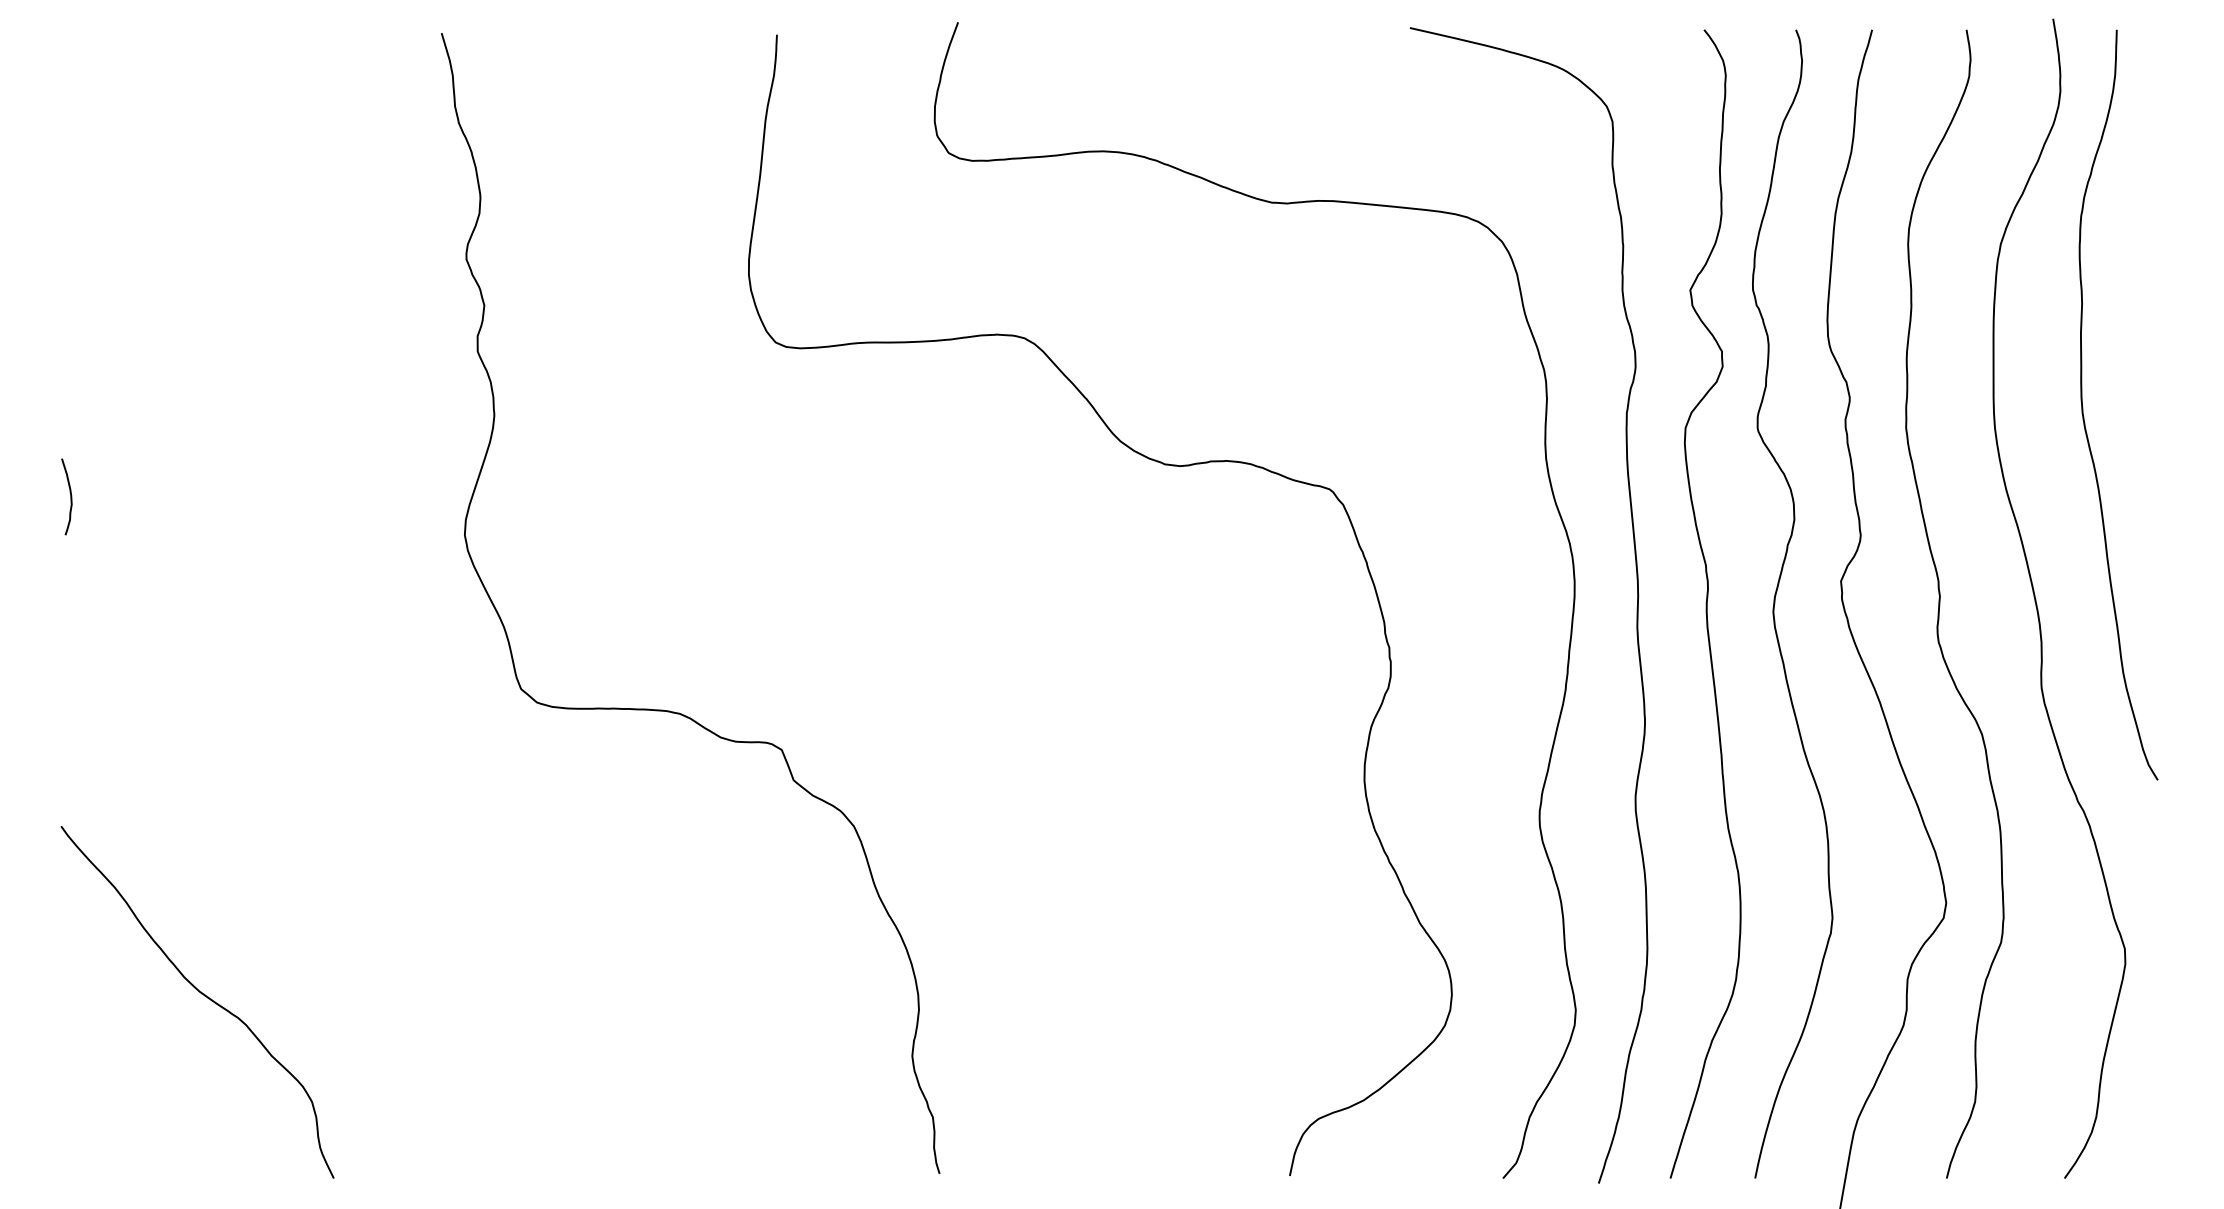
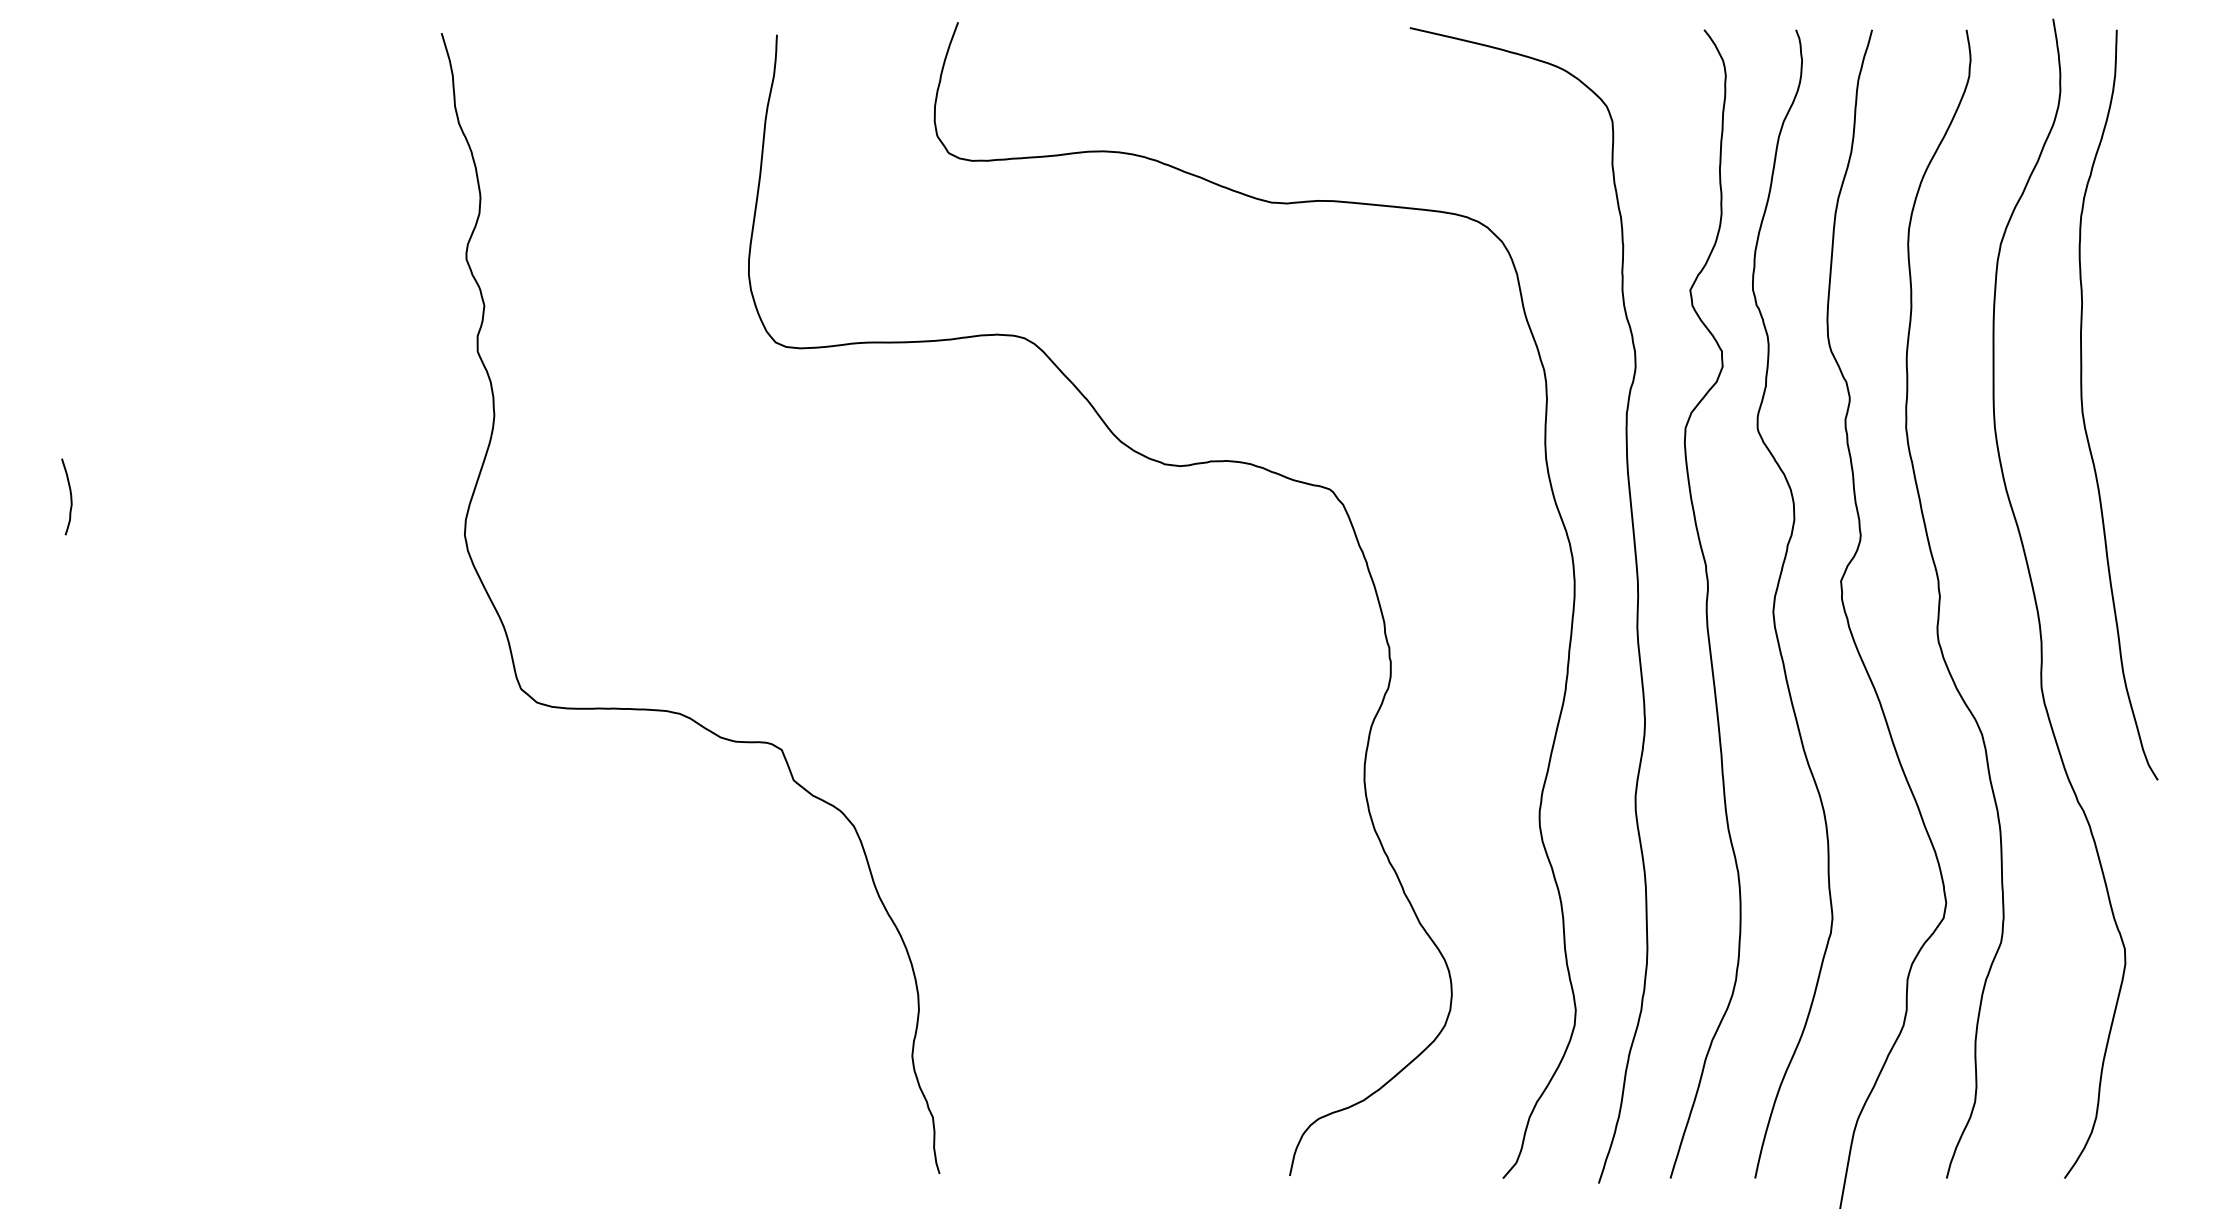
curve: present -> none (201, 994)
